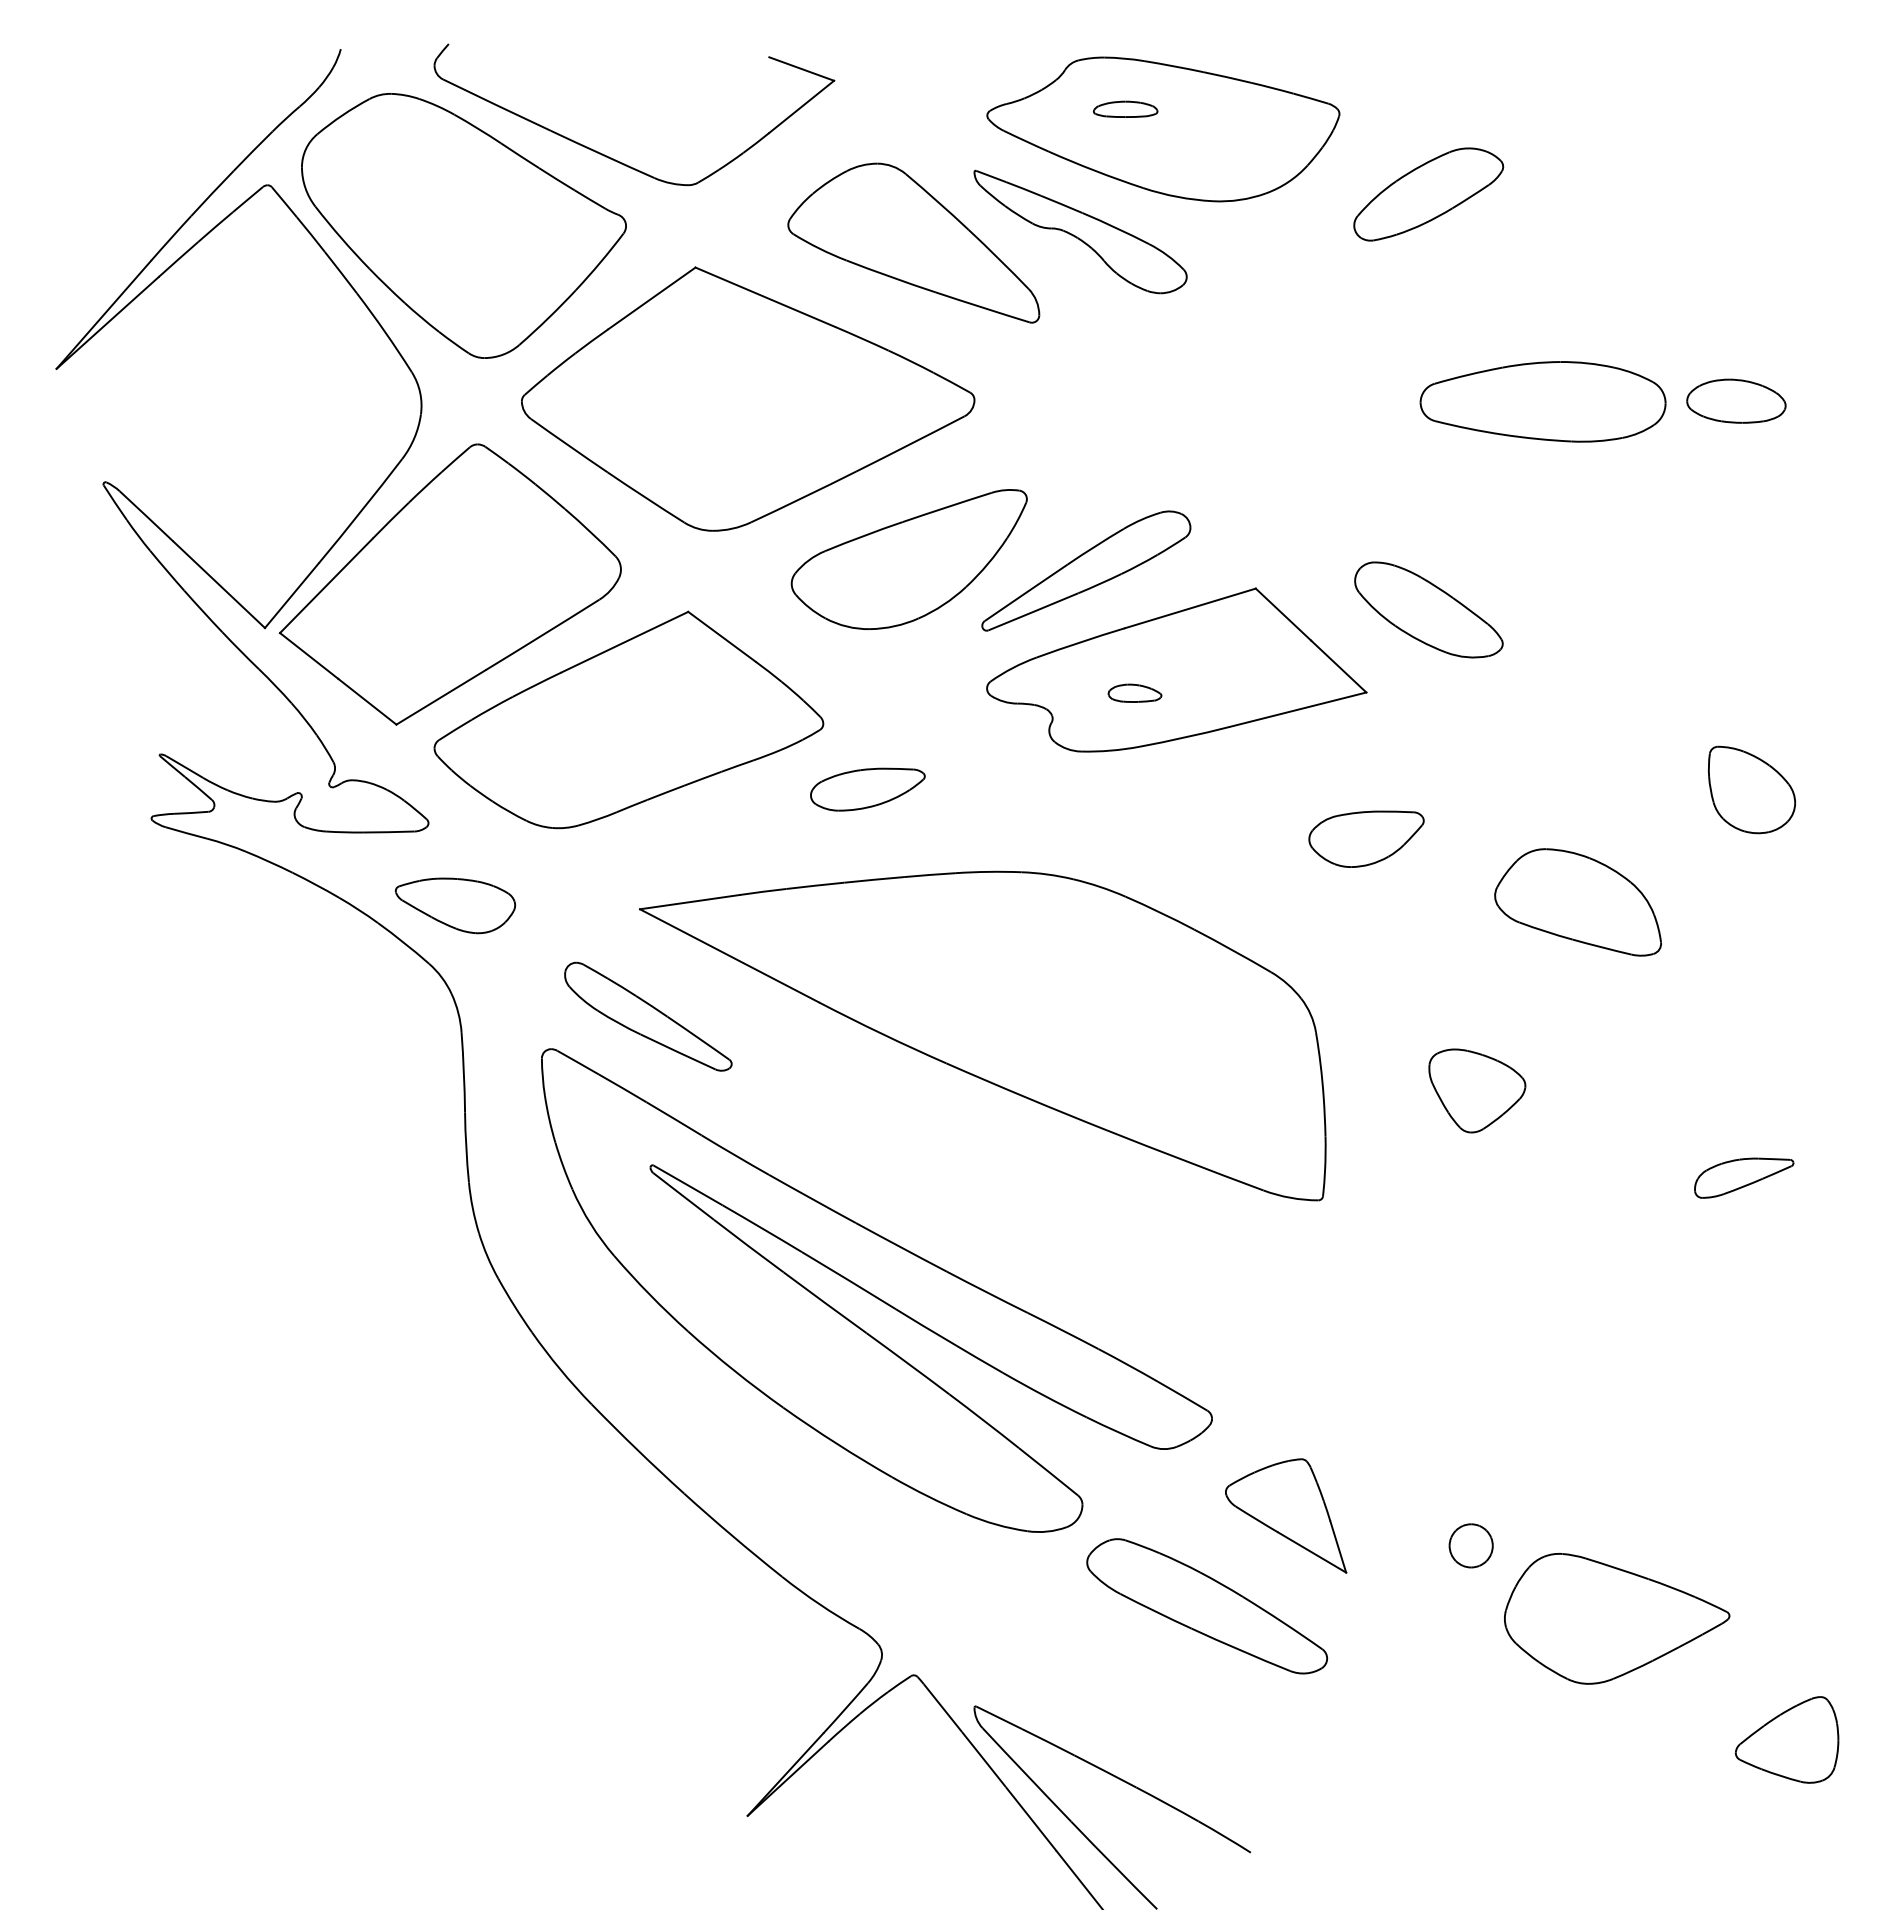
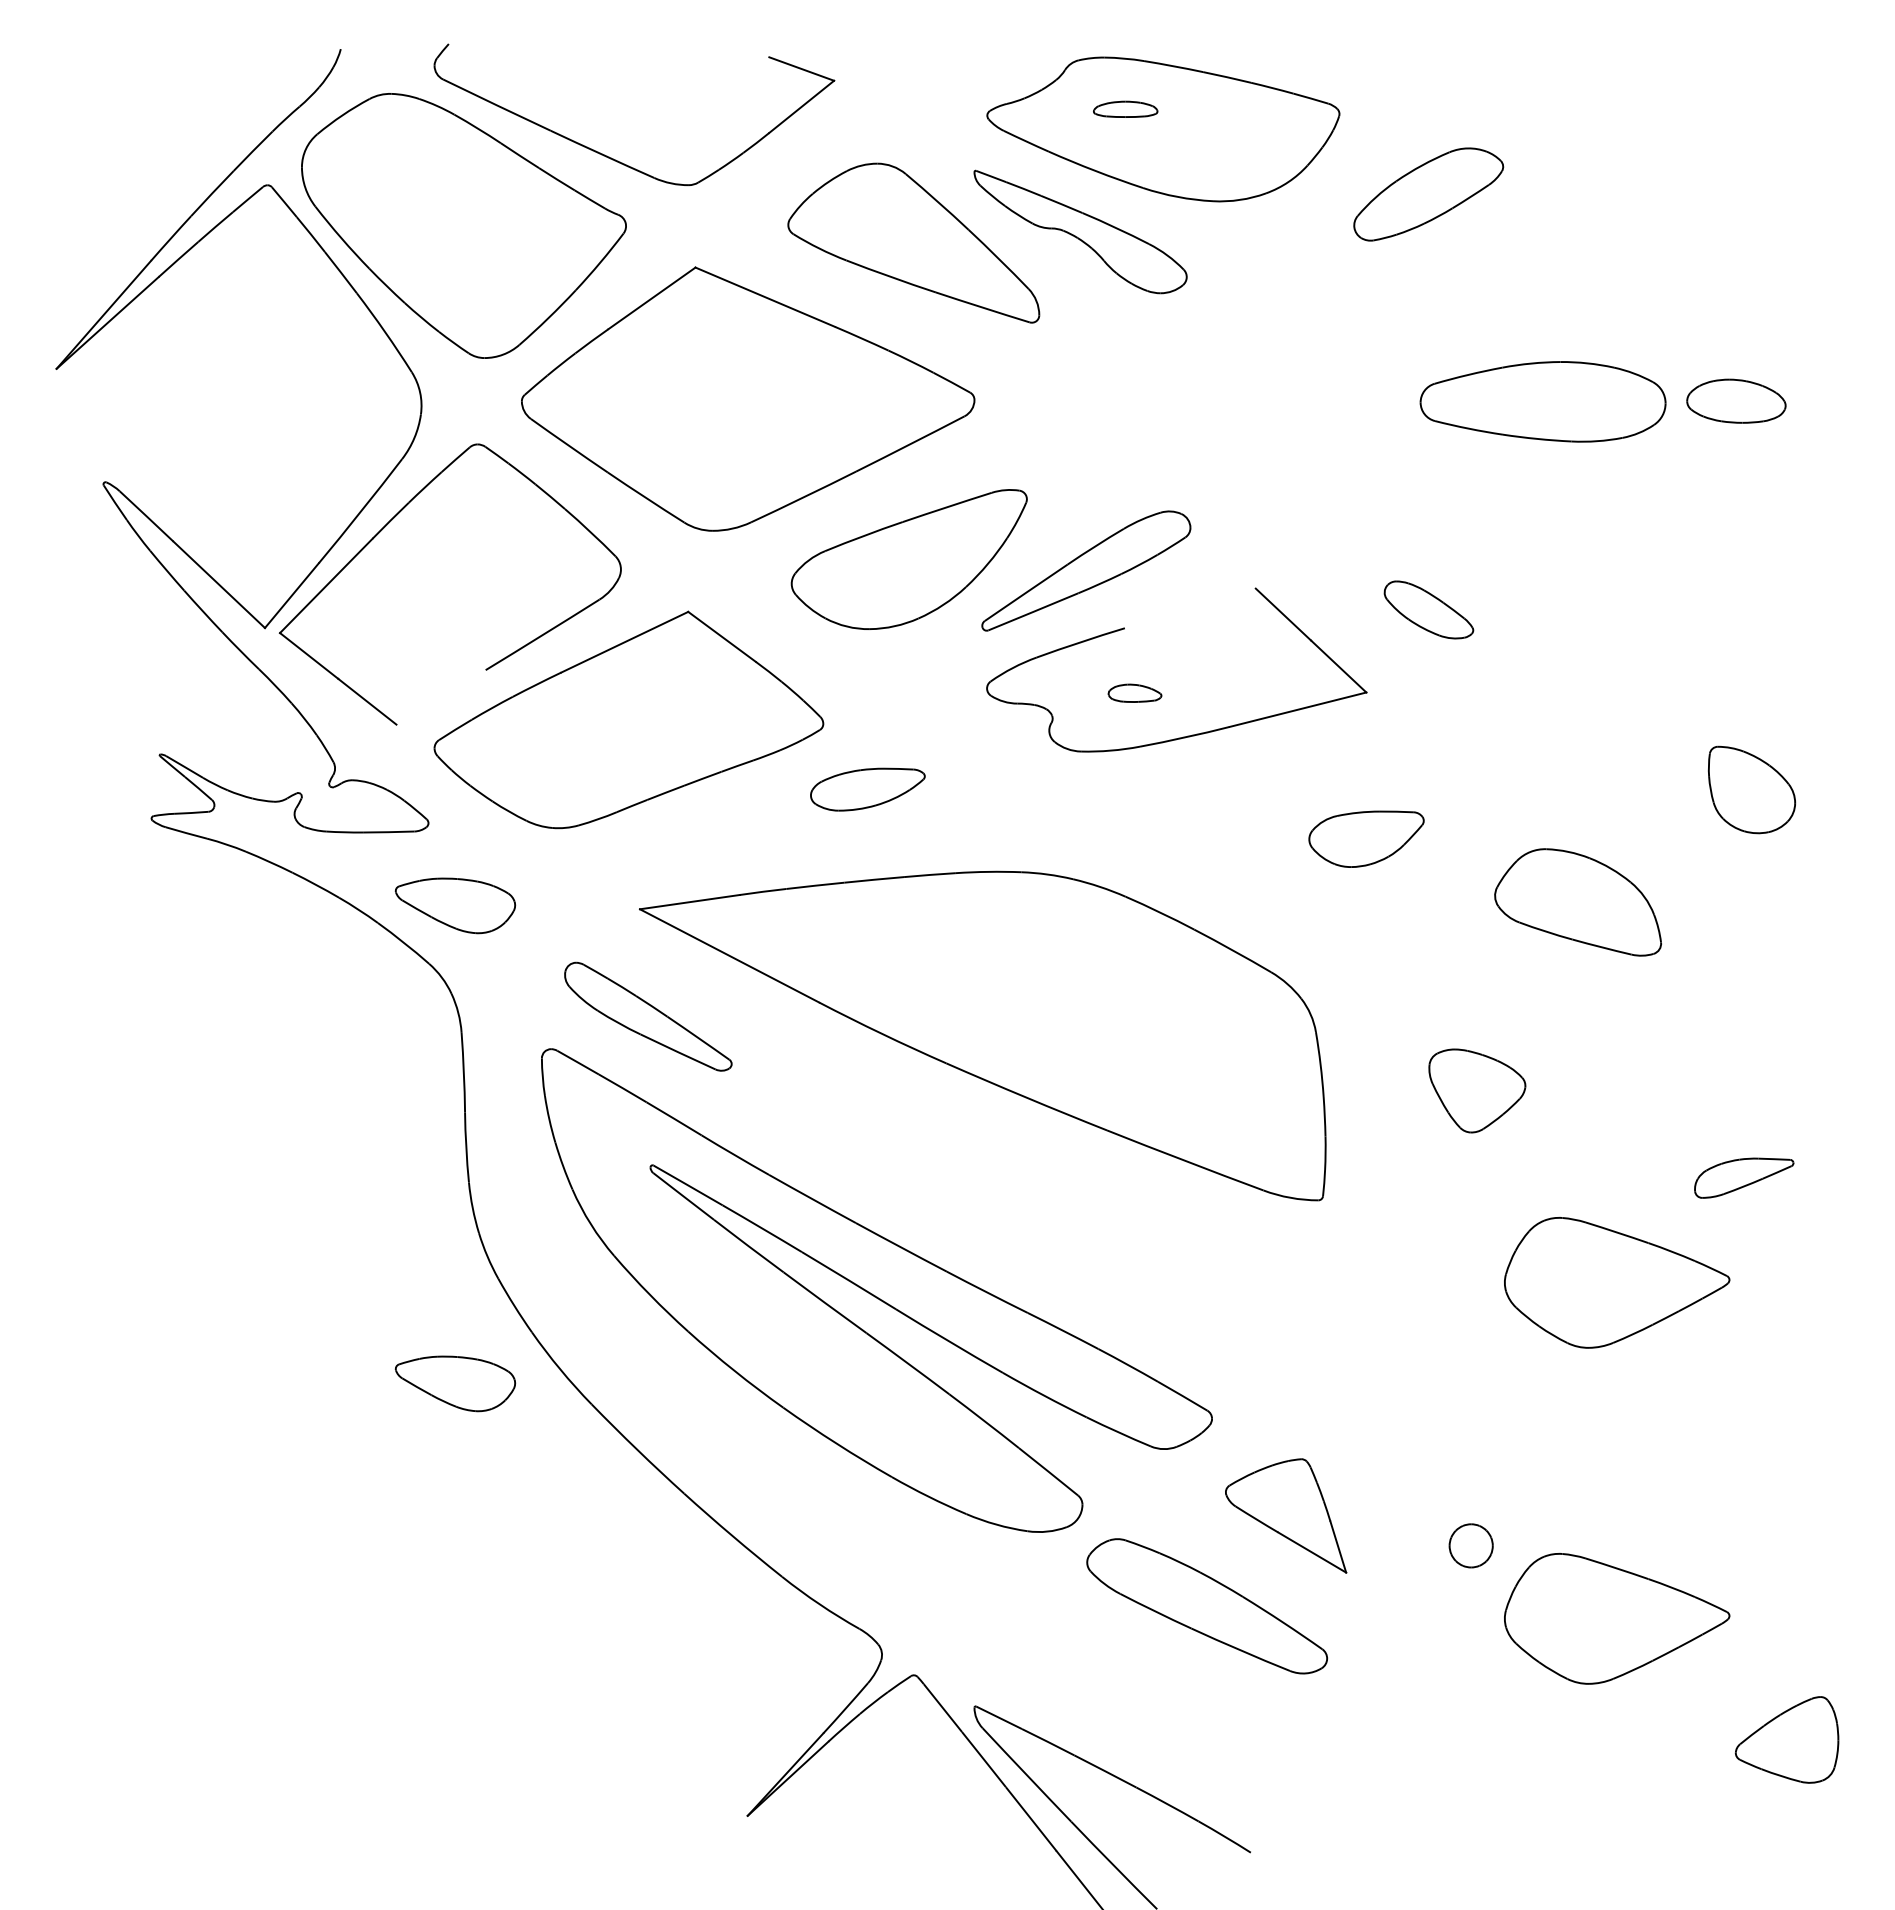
line: present -> none (1189, 608)
part size: 150x98 px -> 92x60 px (1428, 609)
line: present -> none (440, 697)
part: none -> present (1617, 1282)
part: none -> present (455, 1383)
